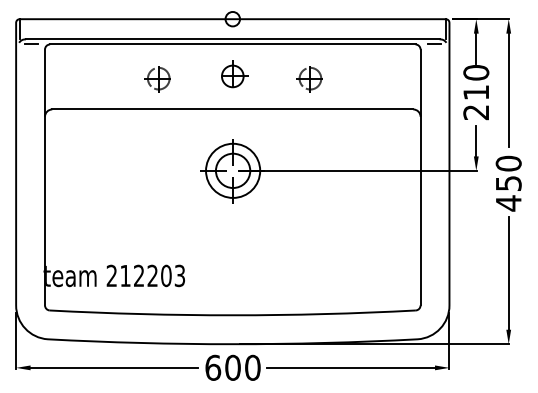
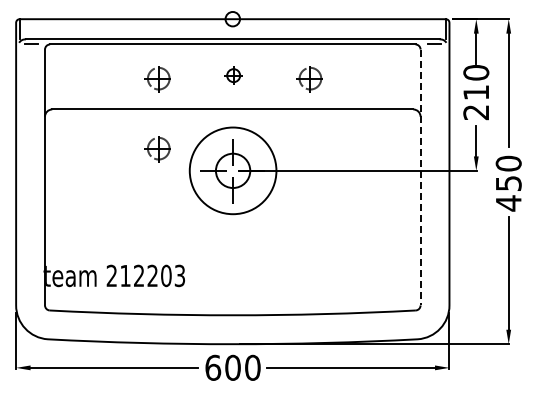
part size: 28x29 px -> 19x19 px (233, 75)
part: none -> present (157, 149)
circle diameter: 54 px -> 87 px (232, 170)
line: solid -> dashed (420, 177)
